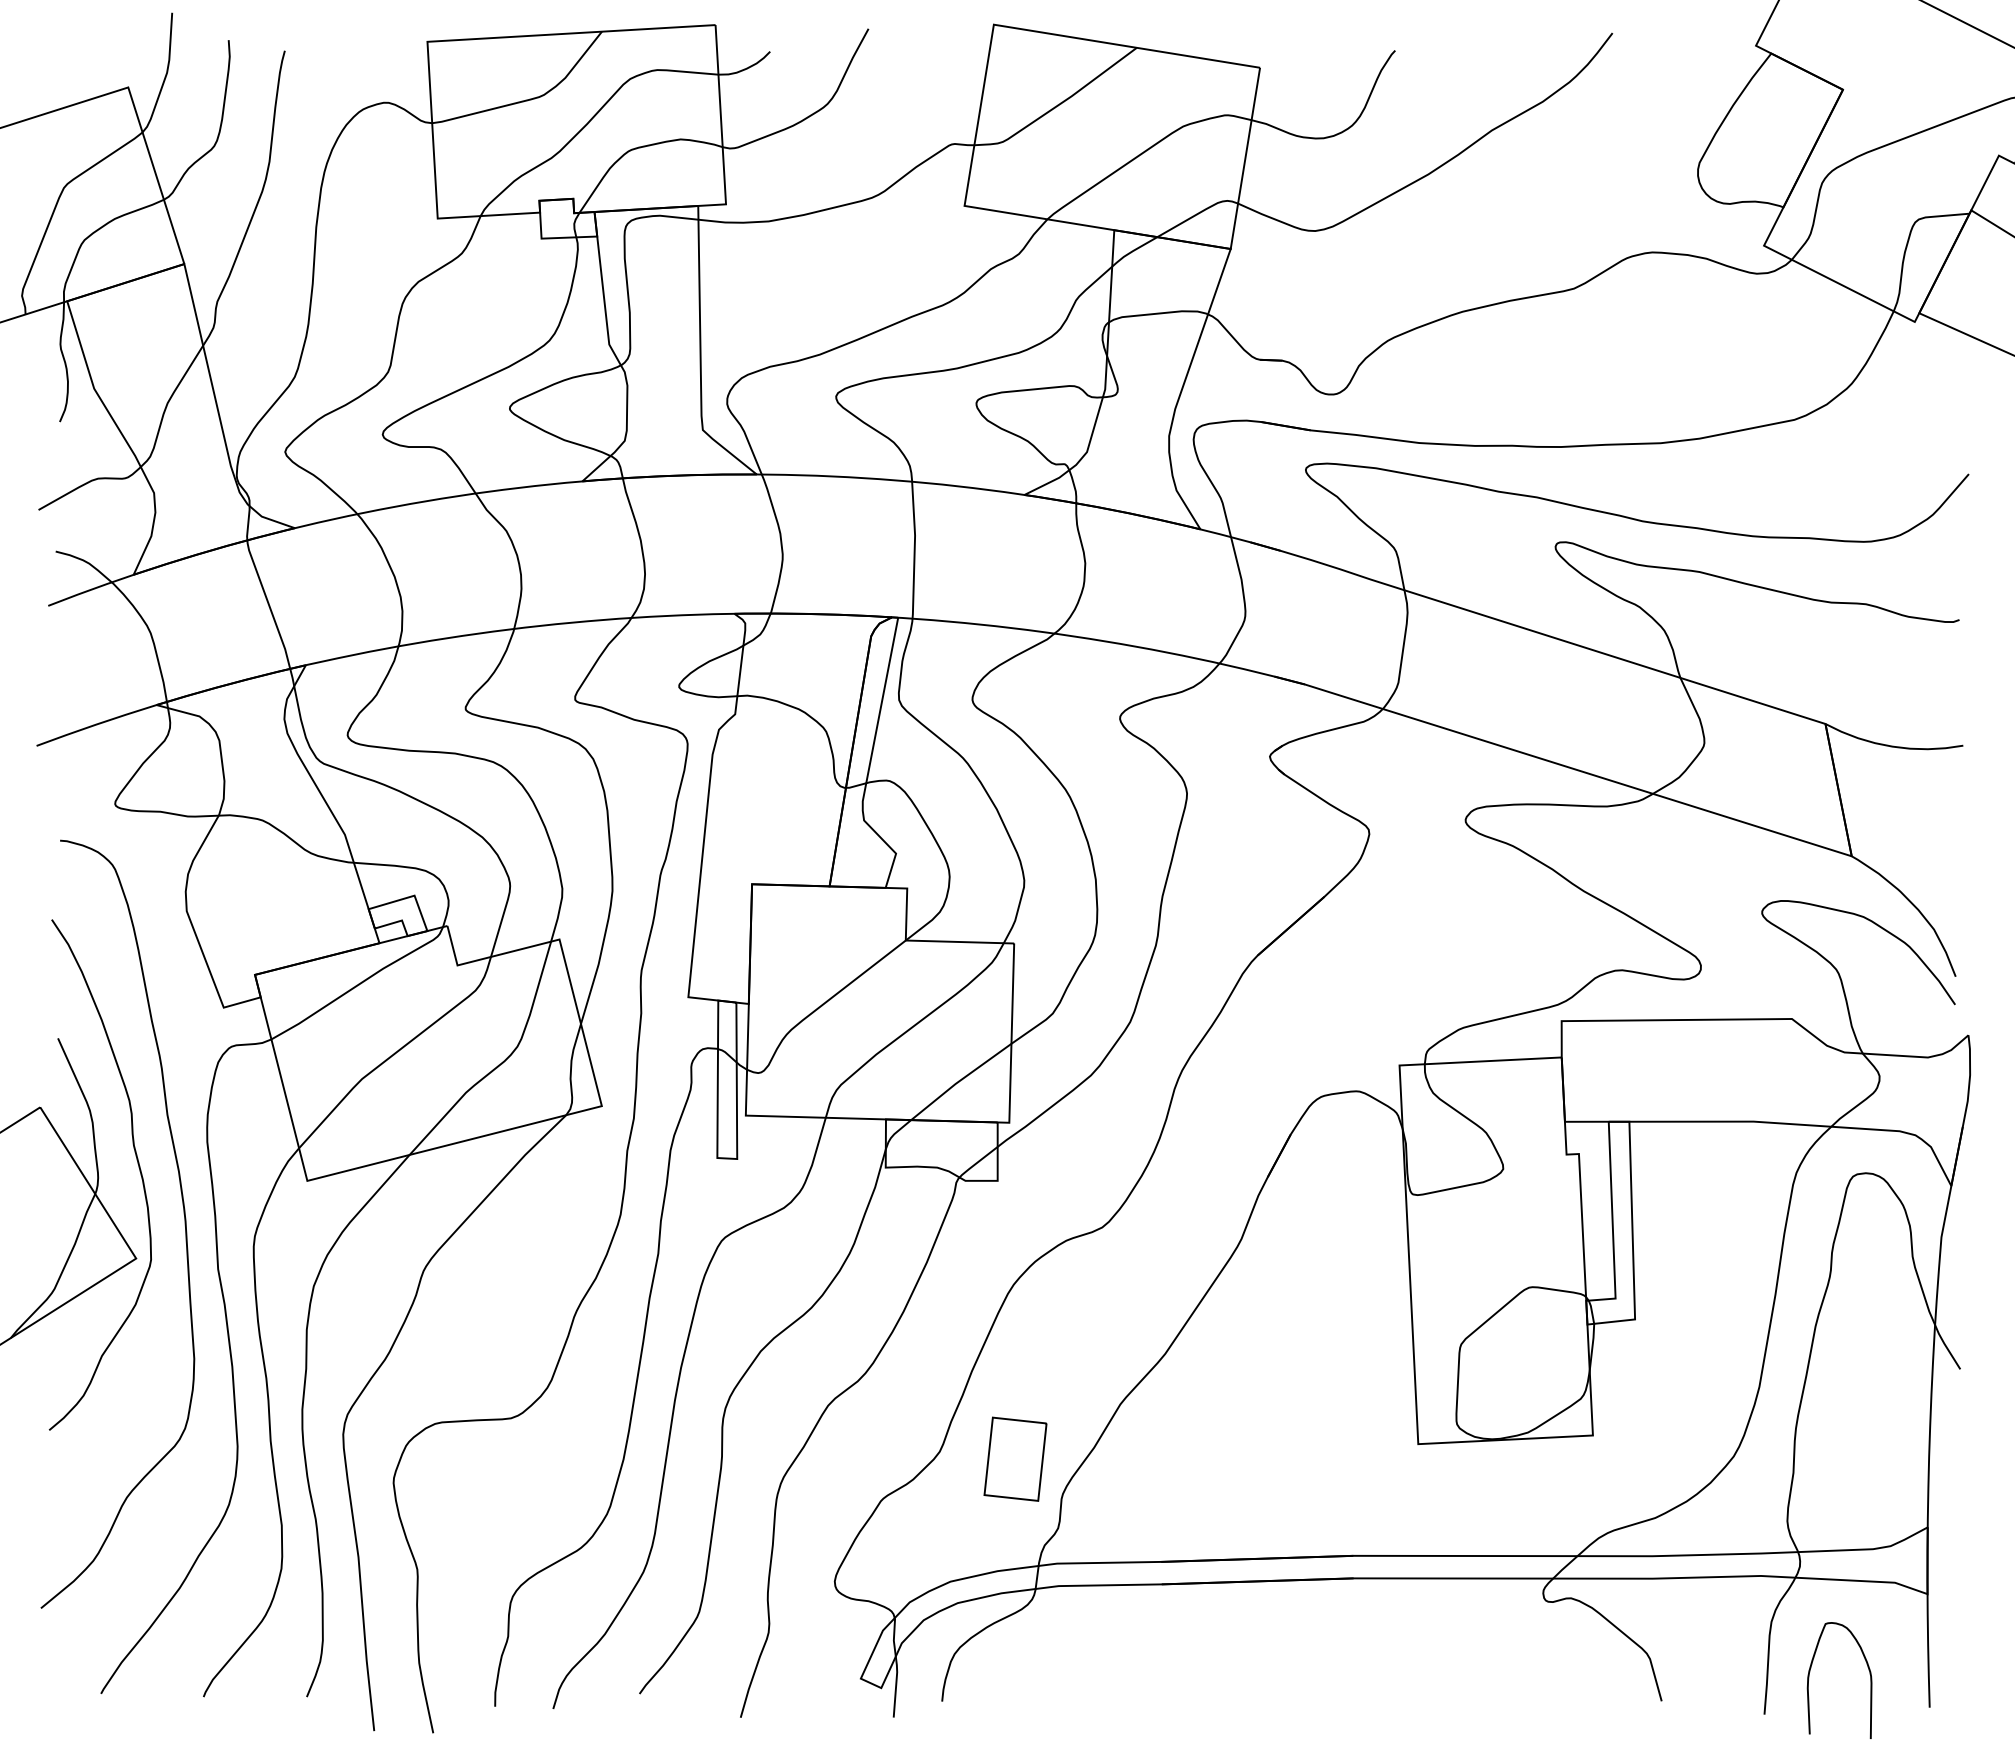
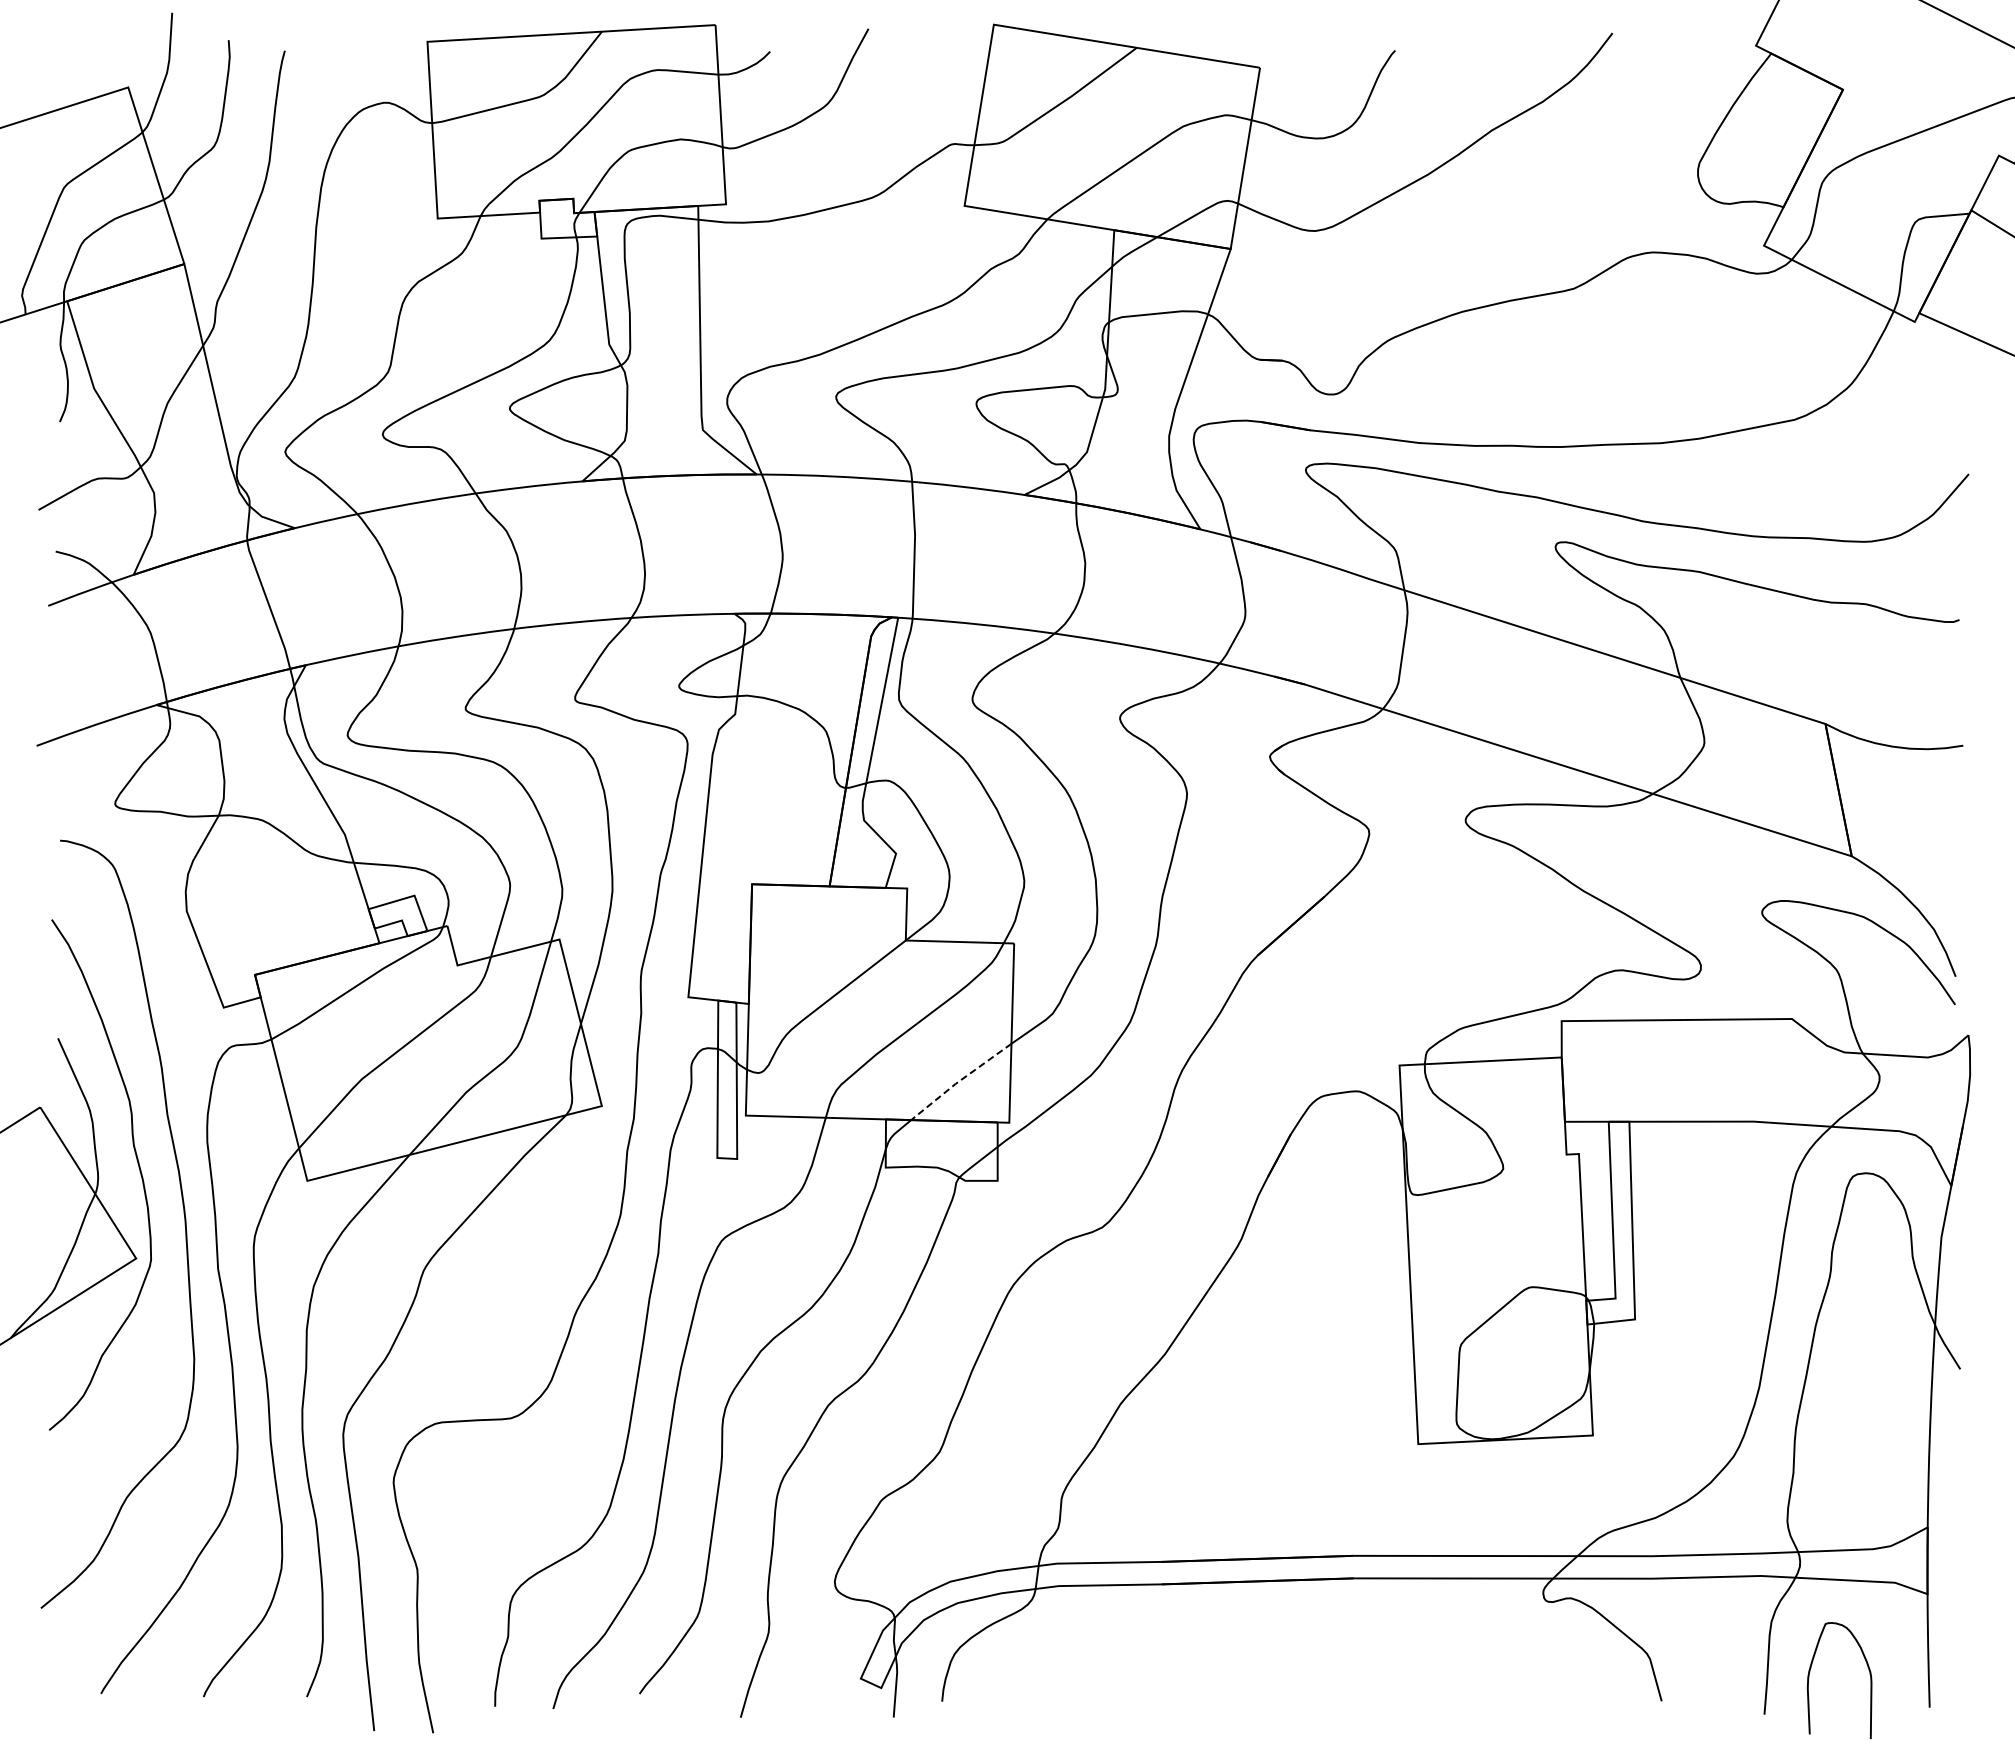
line: solid -> dashed (959, 1081)
part: present -> none (1015, 1458)
